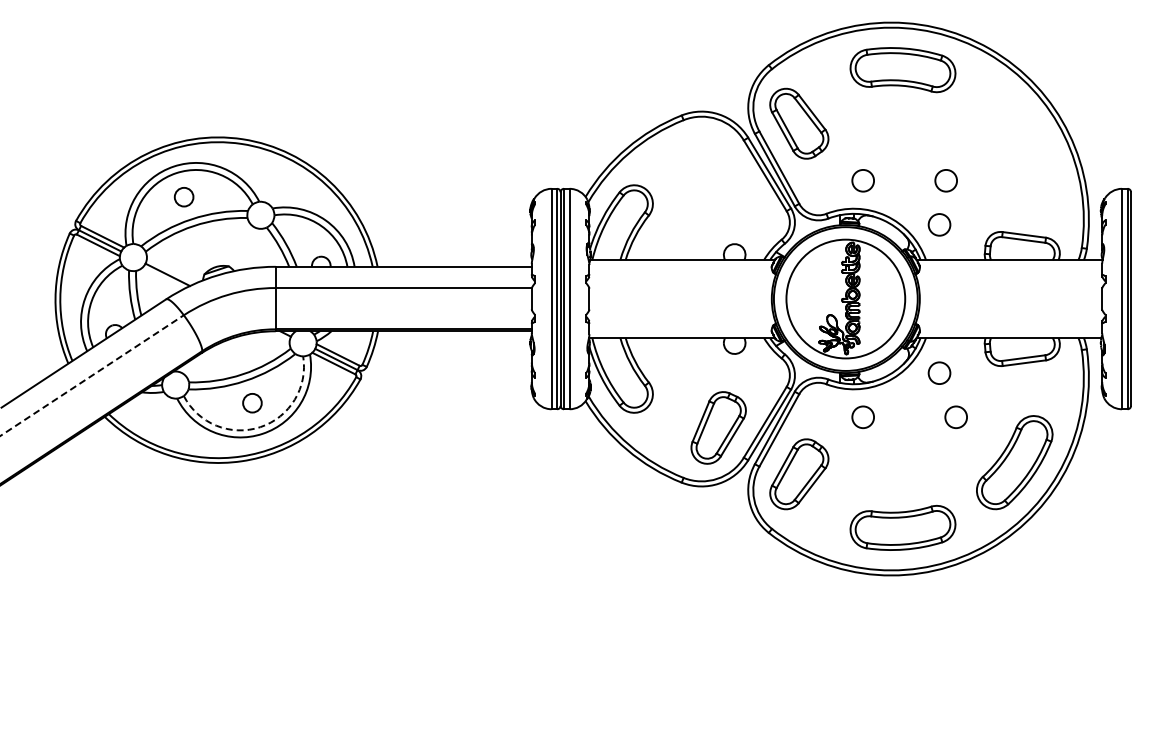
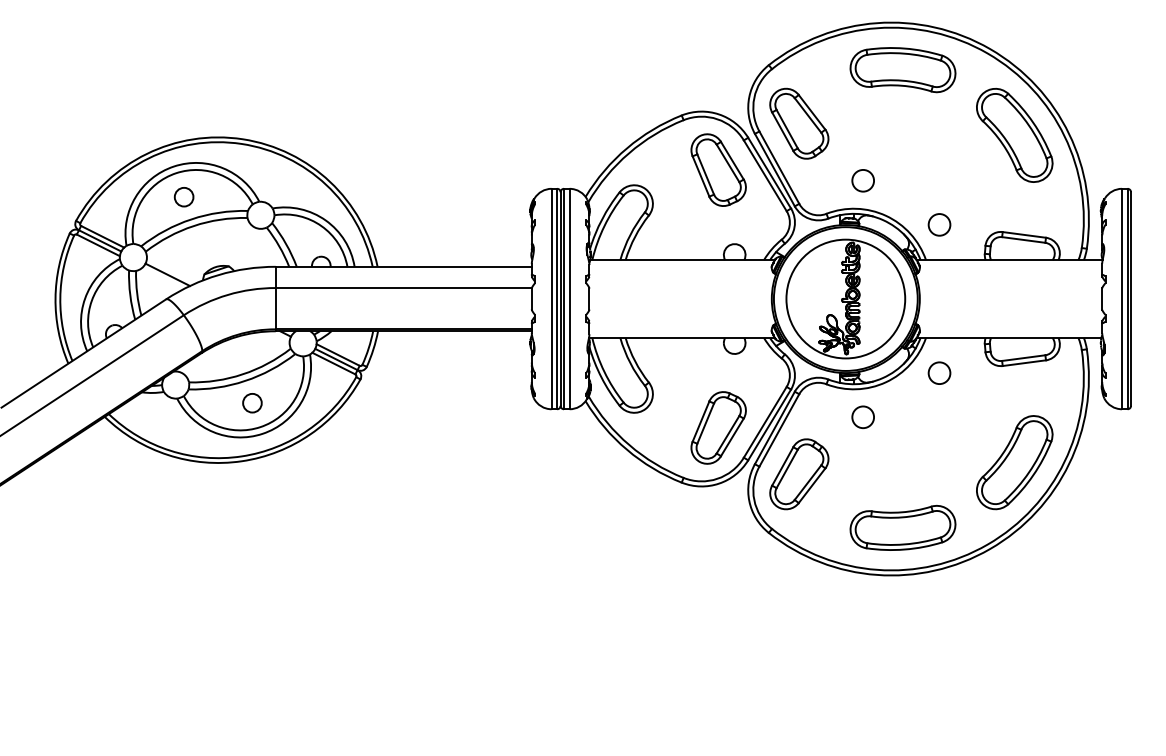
part: none -> present (1014, 134)
part: none -> present (718, 169)
circle: present -> none (945, 180)
line: dashed -> solid (92, 375)
circle: present -> none (955, 417)
arc: dashed -> solid (260, 427)
